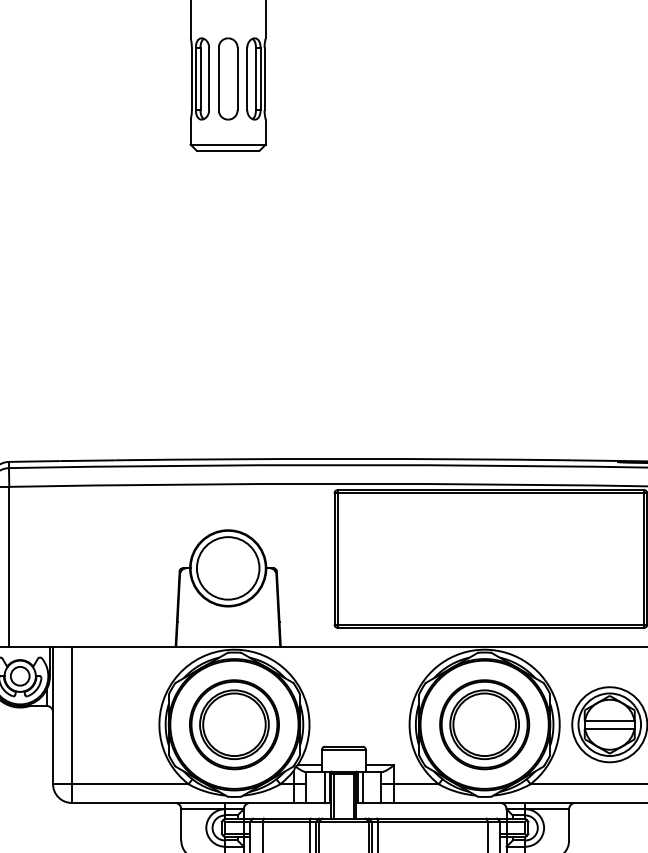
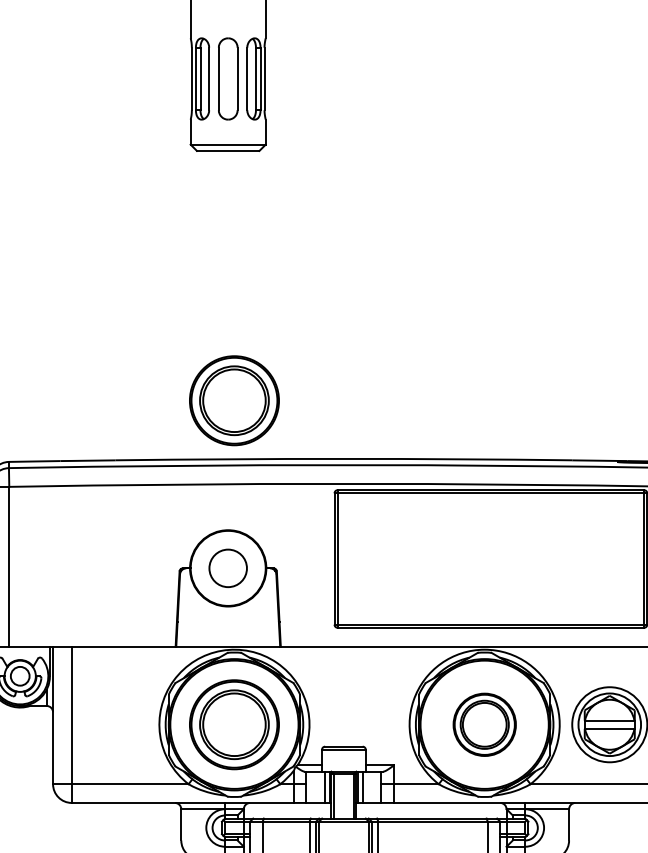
part: none -> present (234, 400)
circle diameter: 63 px -> 38 px (227, 568)
part size: 92x92 px -> 65x65 px (484, 724)
